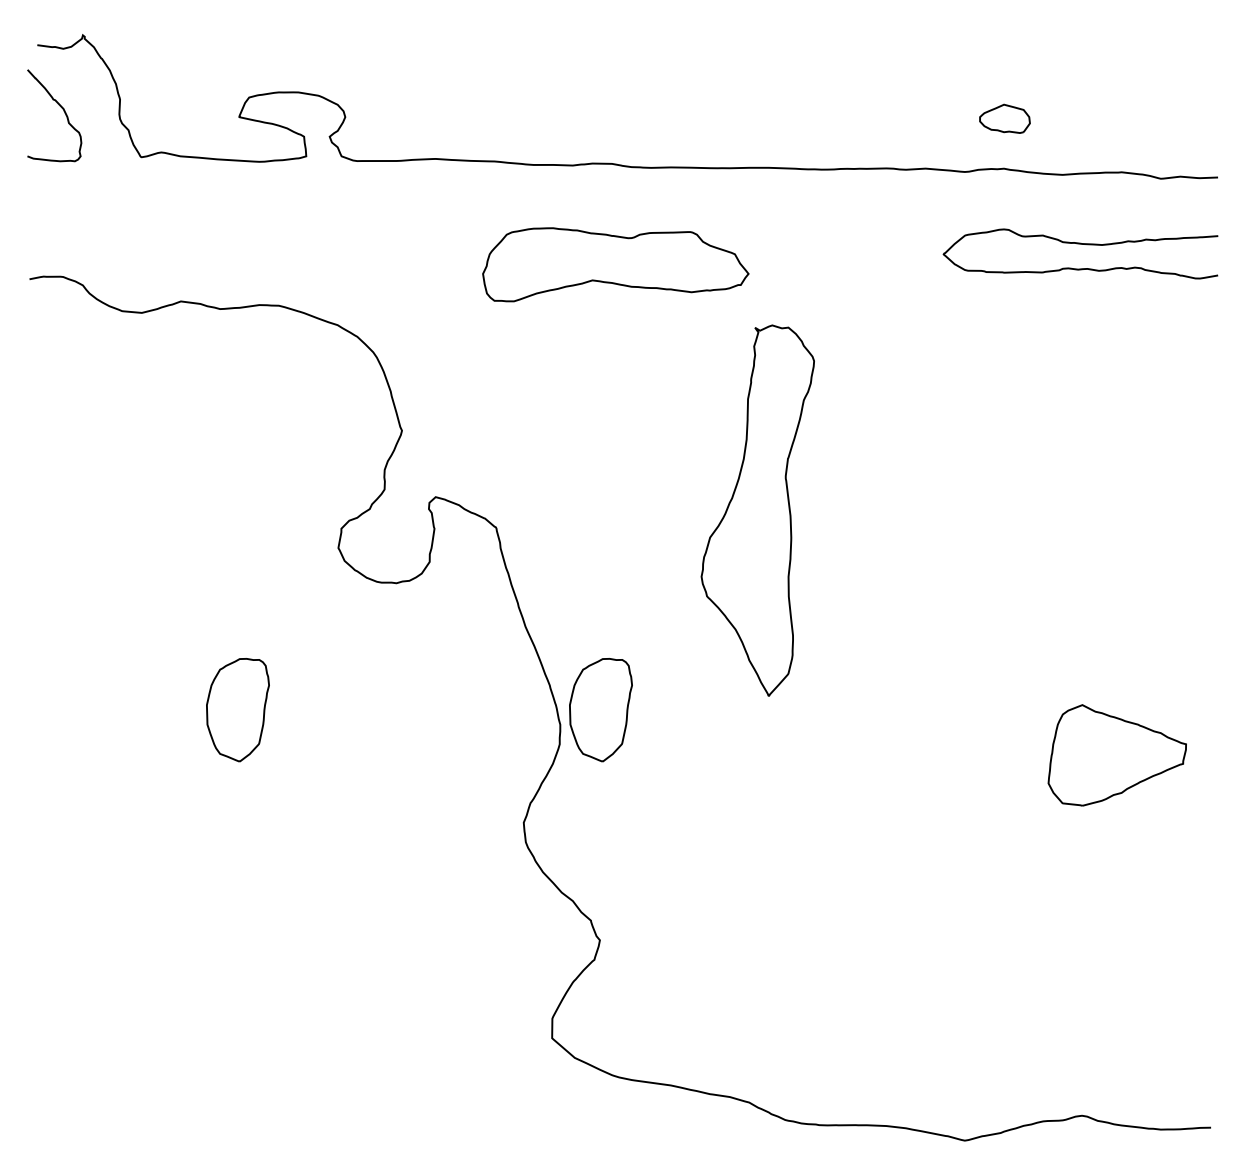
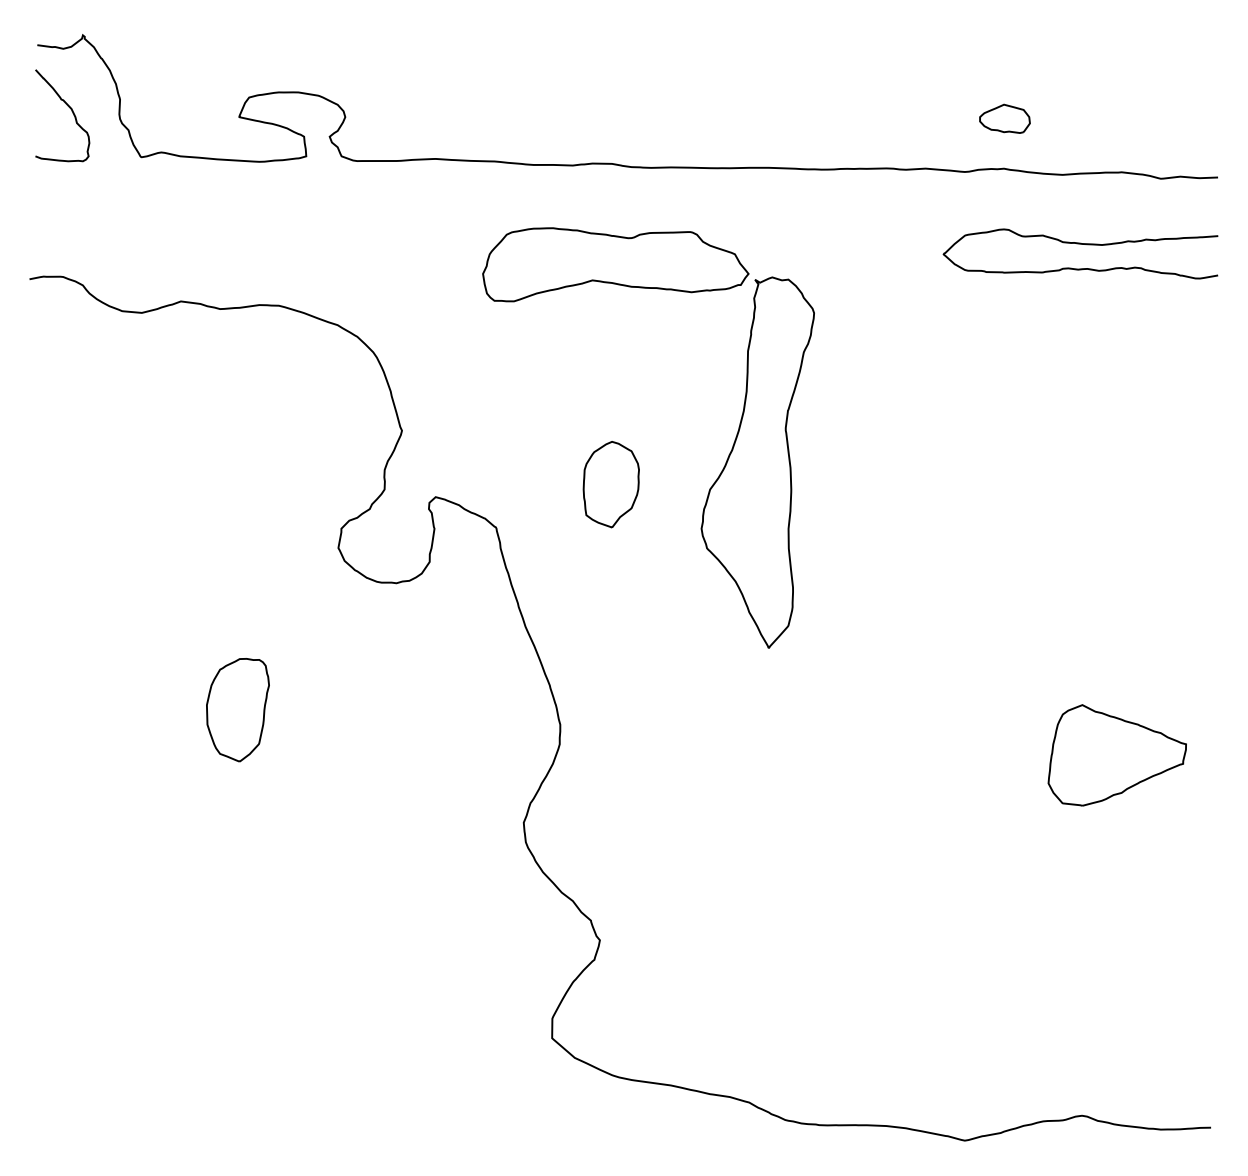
curve position: (63, 111) -> (71, 111) (71, 111)
part: none -> present (610, 484)
part position: (757, 510) -> (757, 462) (757, 462)
part: present -> none (600, 710)
